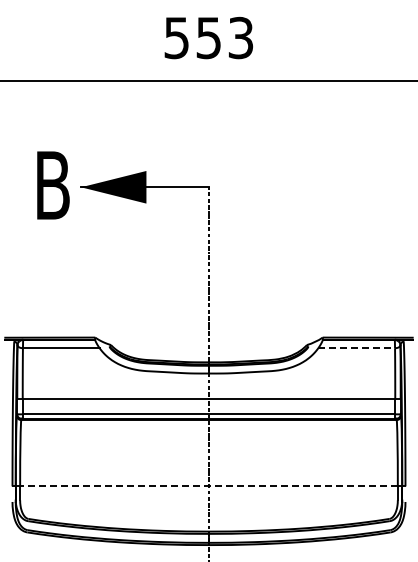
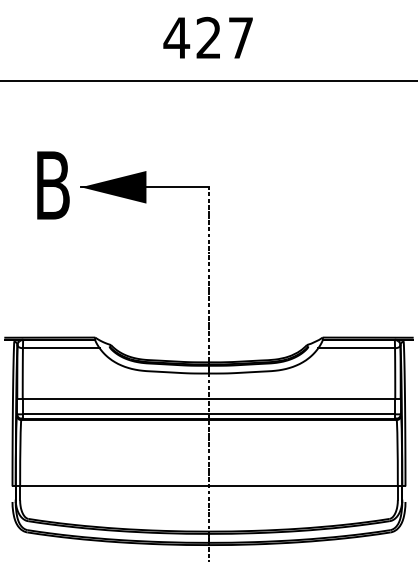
text: 553 -> 427 (208, 37)
line: dashed -> solid (357, 348)
line: dashed -> solid (209, 486)
